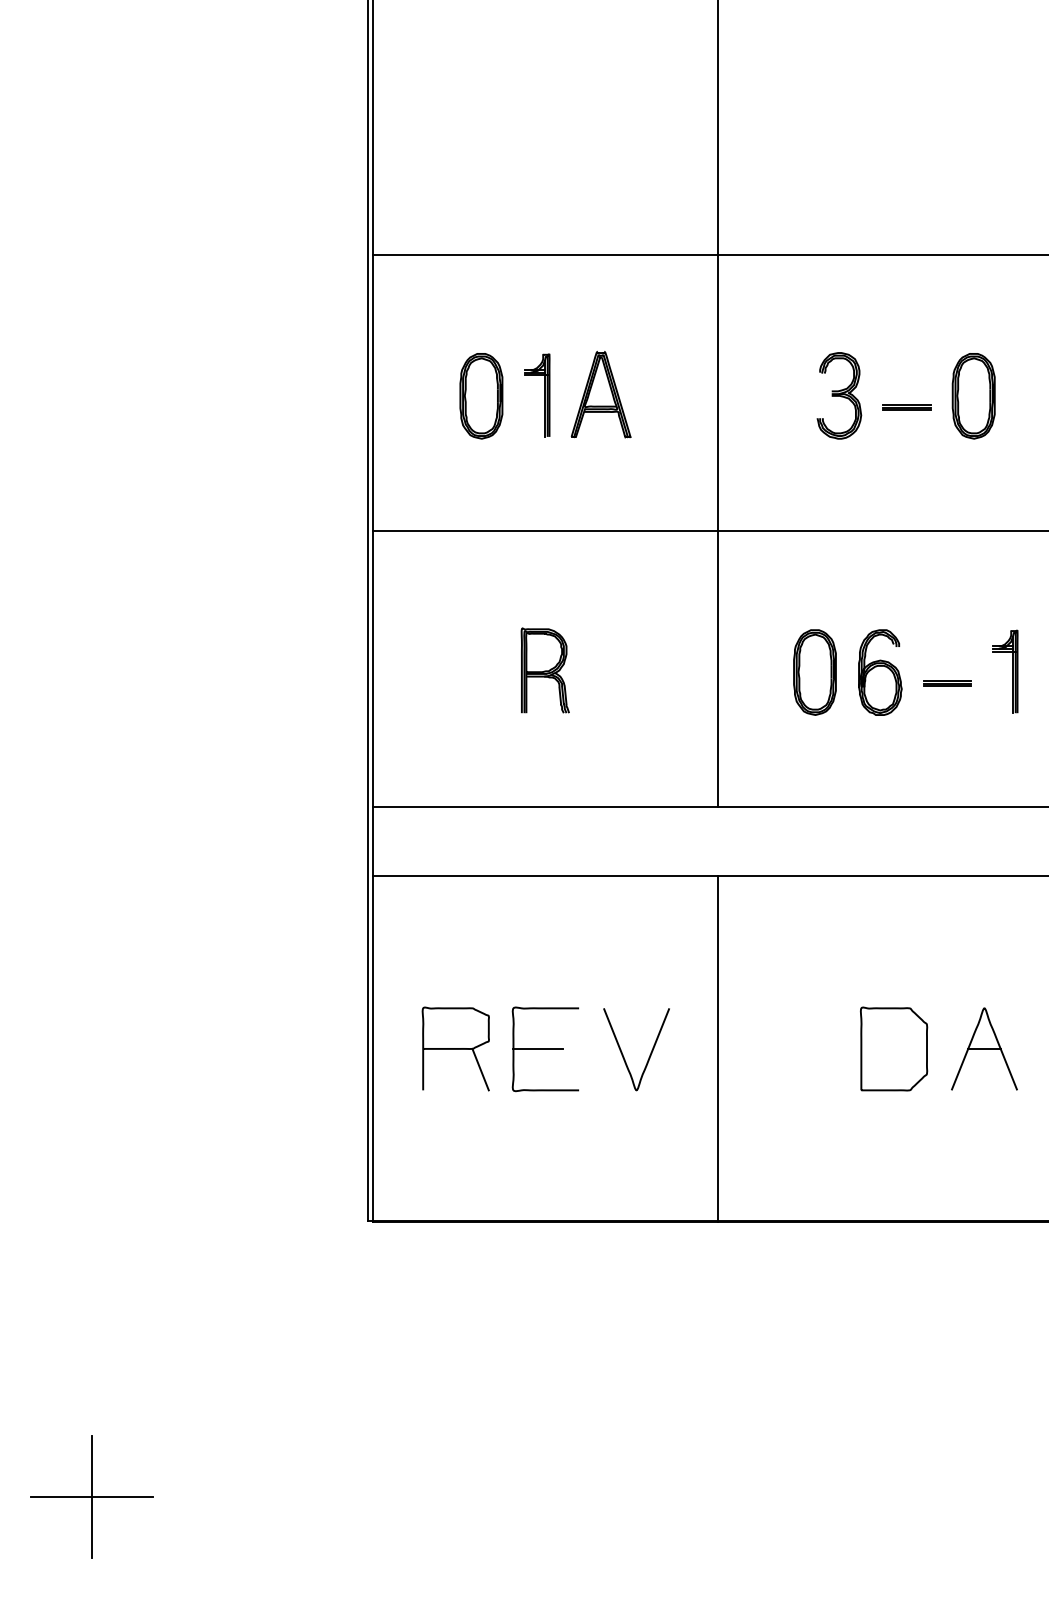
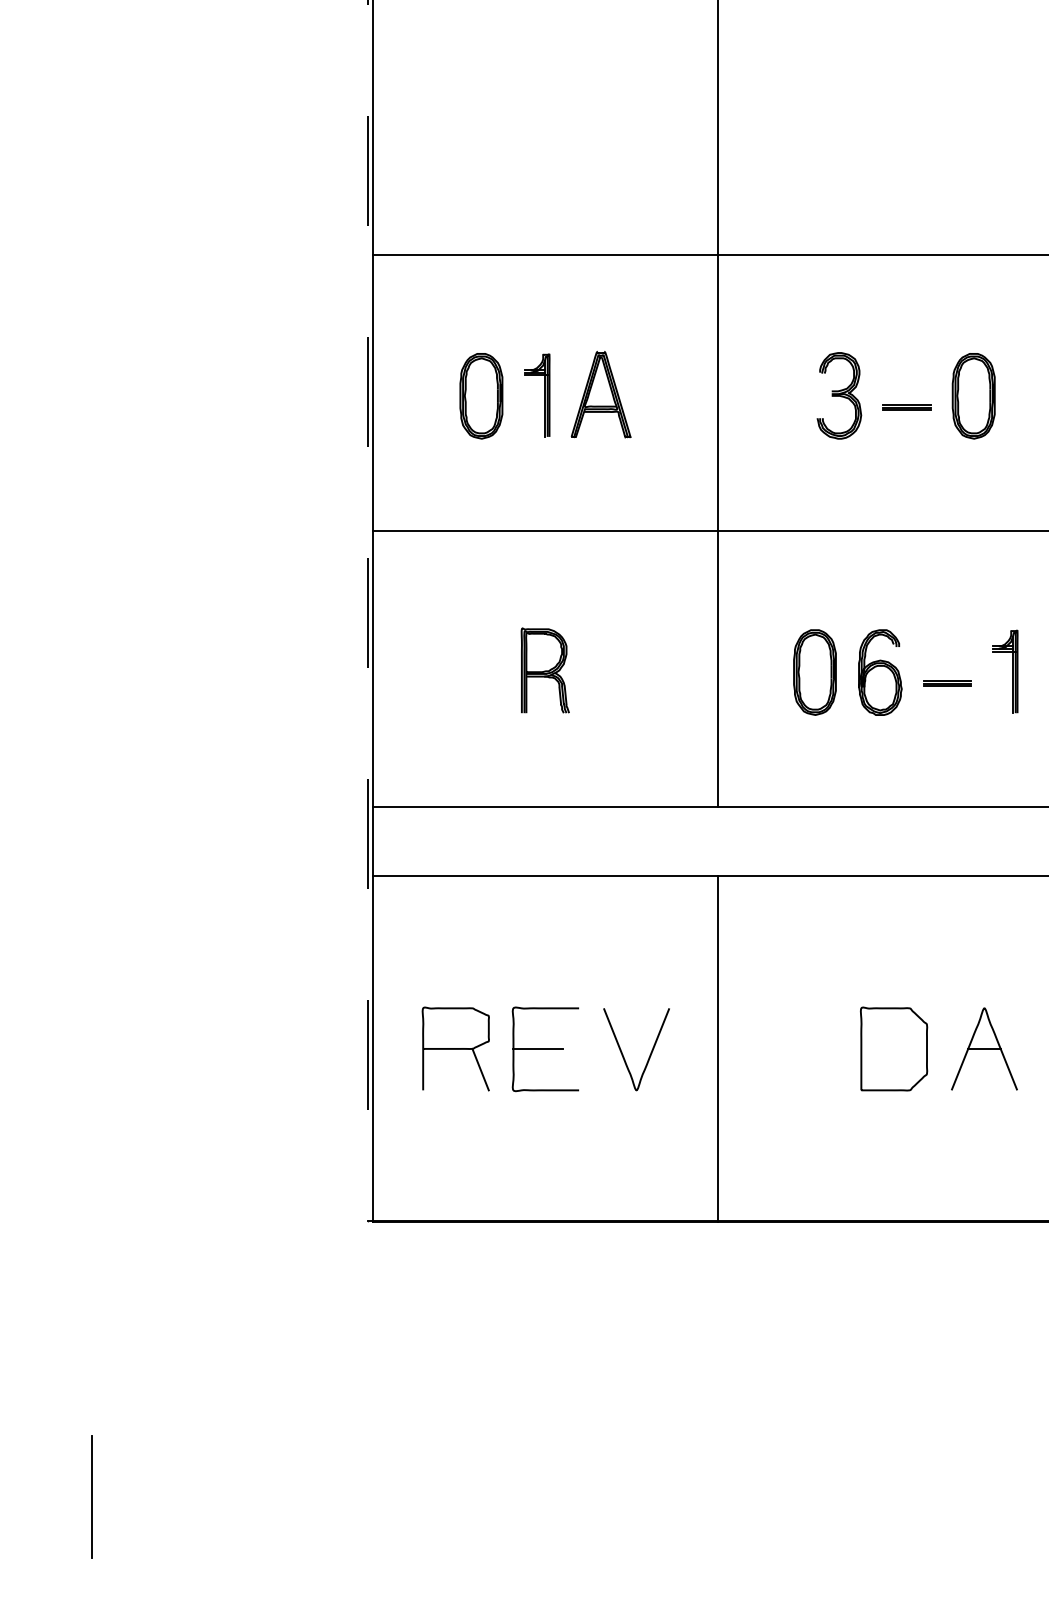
line: solid -> dashed (368, 610)
line: present -> none (91, 1497)
